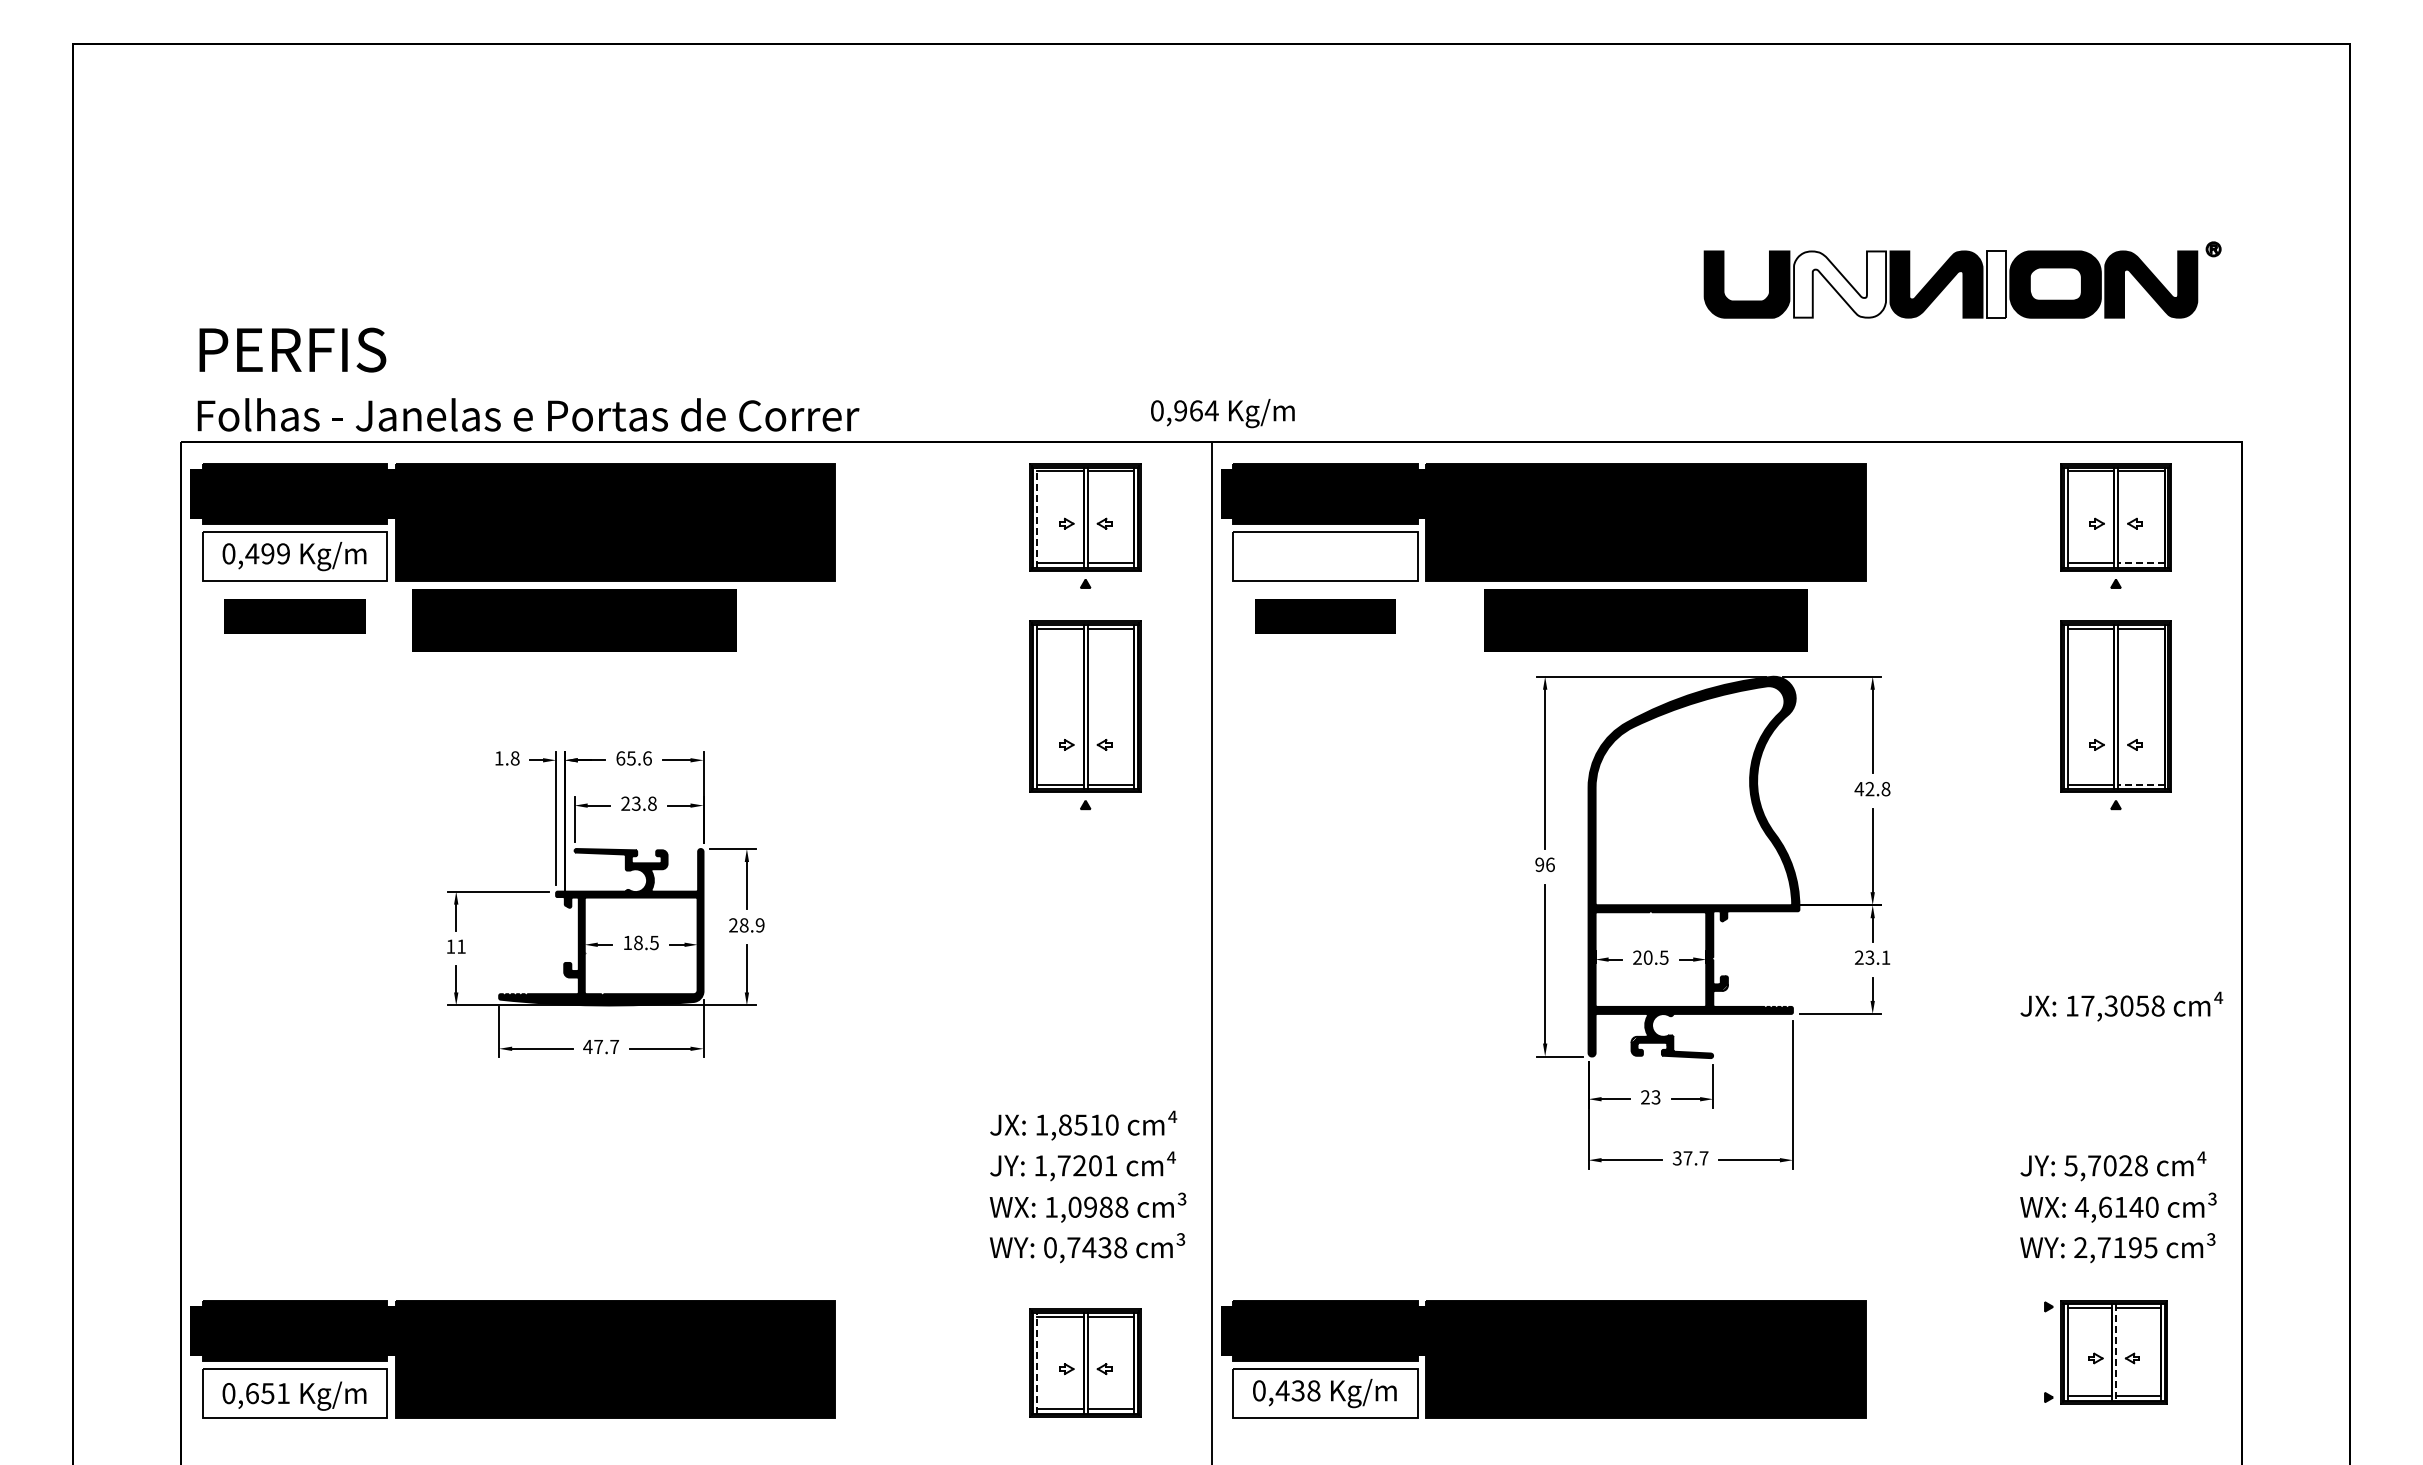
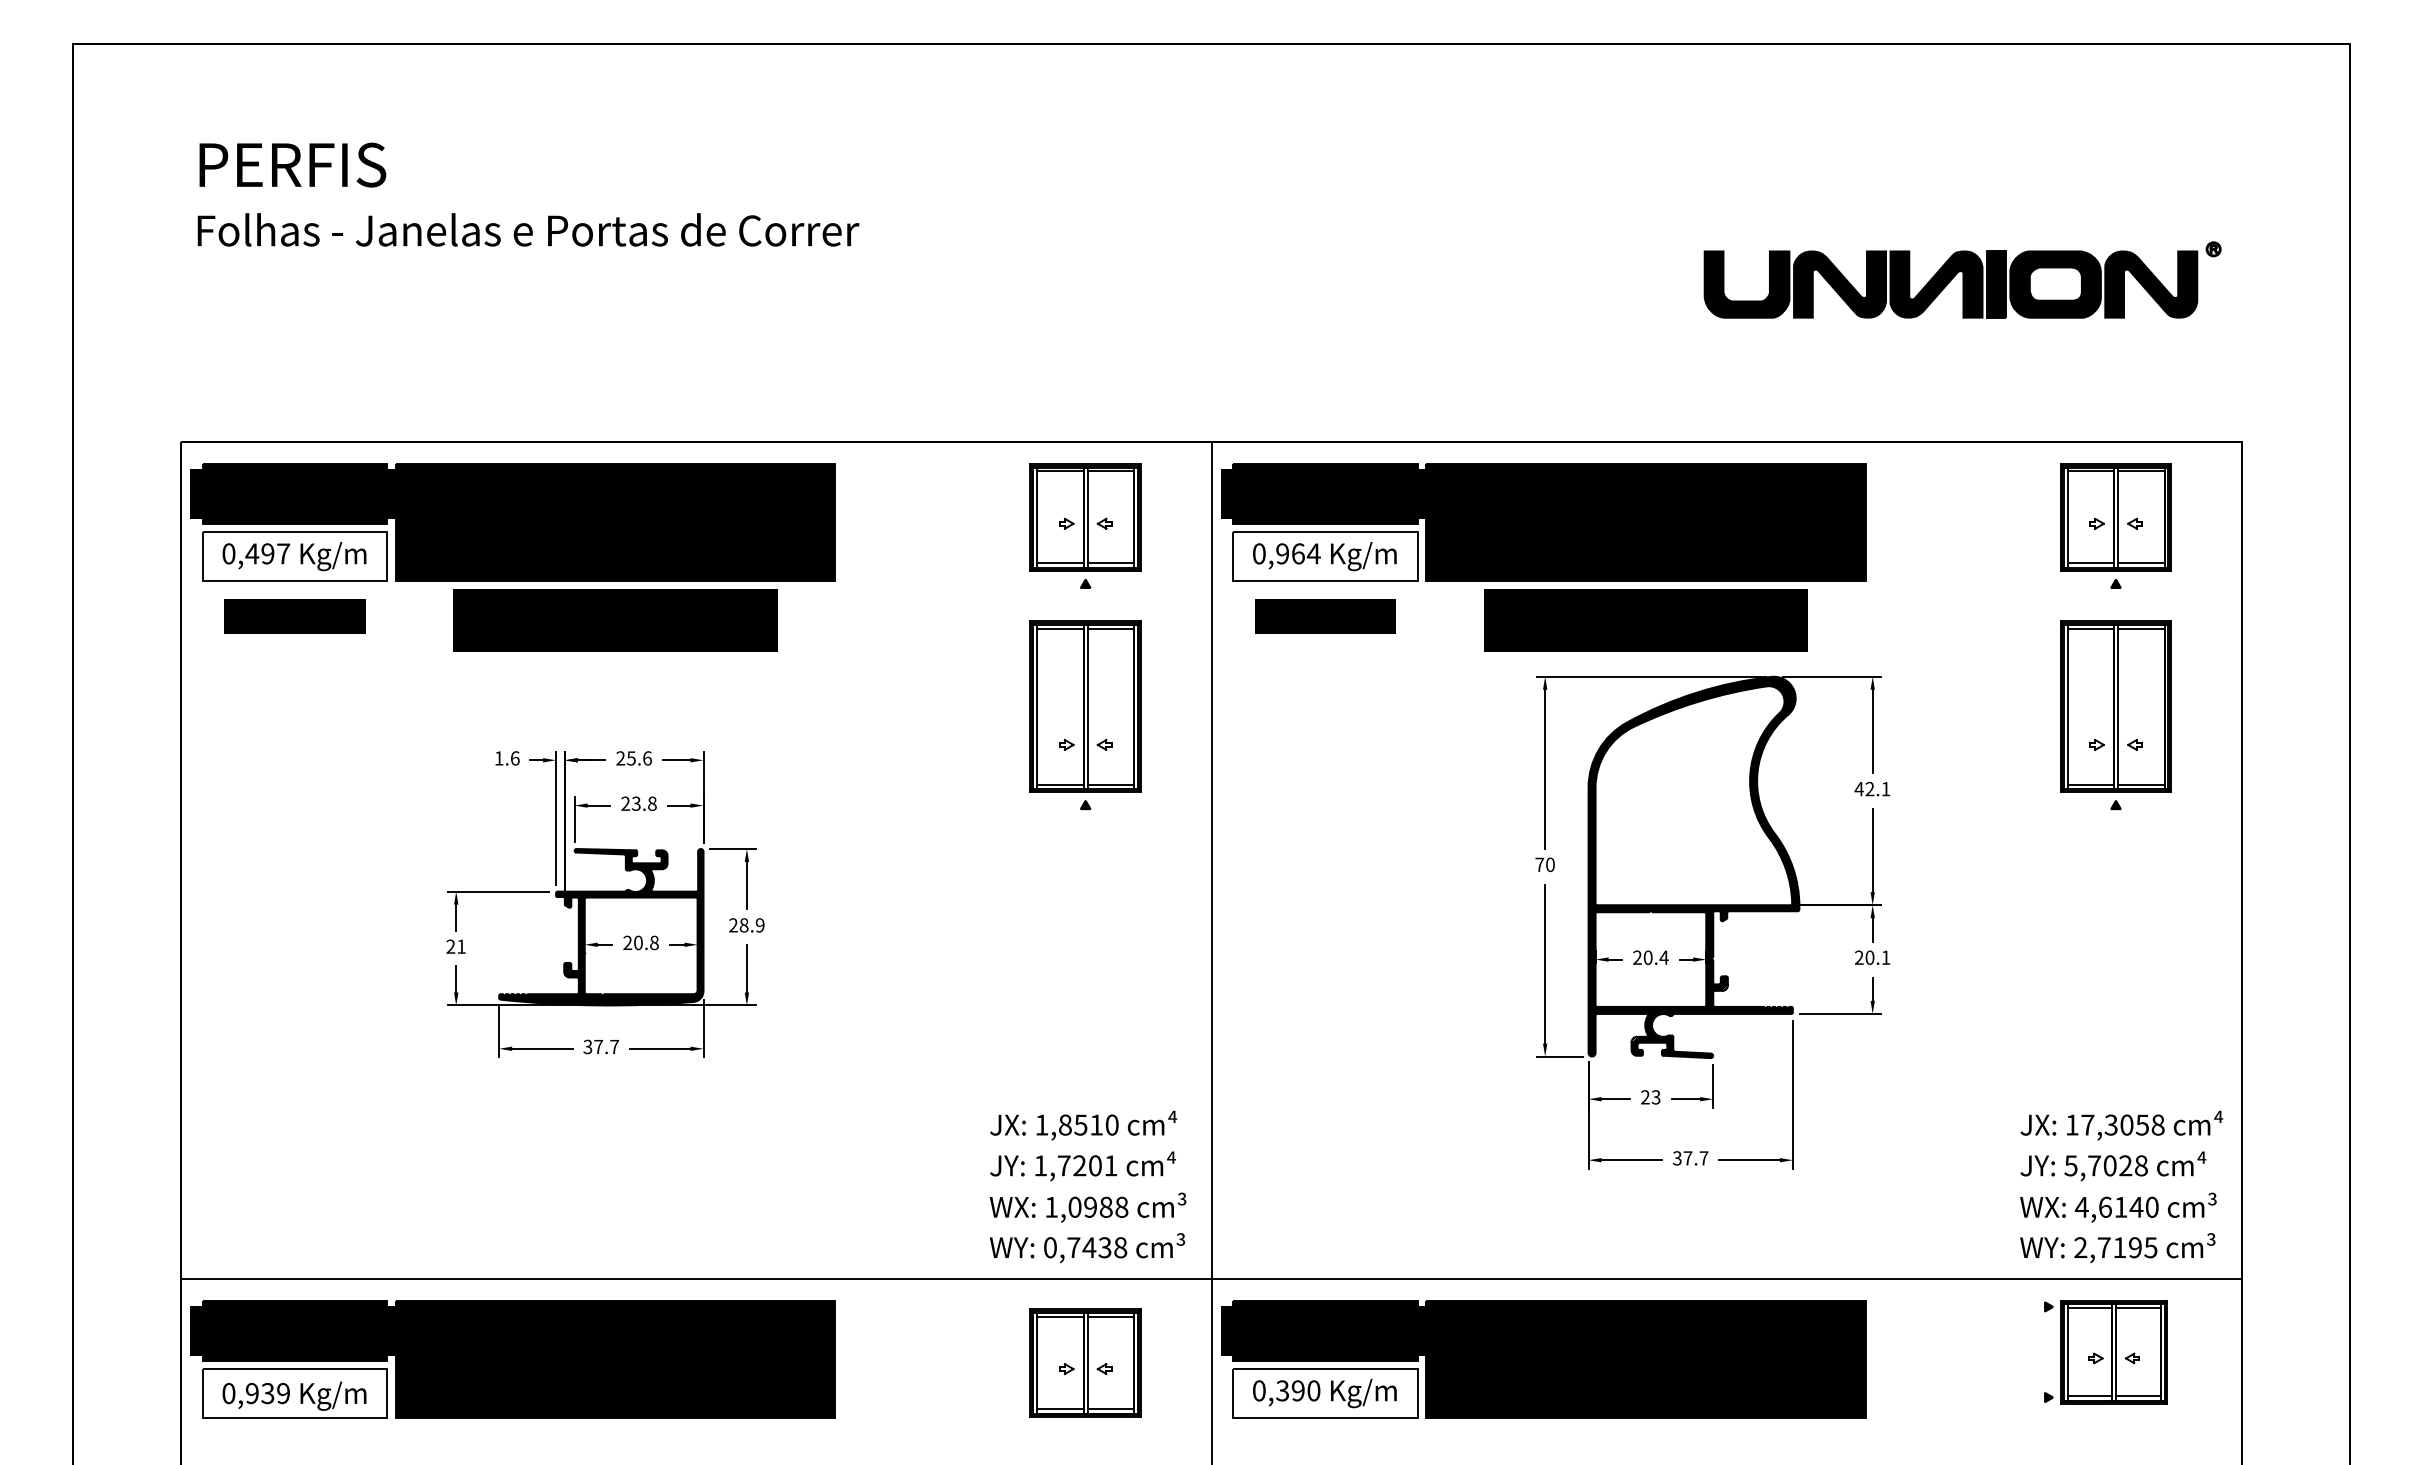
fill: none -> present (1840, 284)
fill: none -> present (1996, 284)
text position: (528, 379) -> (528, 194) (528, 194)
text position: (1222, 413) -> (1324, 556) (1324, 556)
line: dashed -> solid (1037, 517)
text: 0,499 -> 0,497 (283, 553)
line: dashed -> solid (2140, 563)
text position: (574, 620) -> (615, 620) (615, 620)
text: 1.8 -> 1.6 (514, 758)
text: 65.6 -> 25.6 (620, 758)
line: dashed -> solid (2140, 784)
text: 42.8 -> 42.1 (1885, 789)
text: 96 -> 70 (1544, 864)
text: 18.5 -> 20.8 (640, 942)
text: 11 -> 21 (450, 946)
text: 20.5 -> 20.4 (1663, 957)
text: 23.1 -> 20.1 (1869, 957)
text position: (2121, 1006) -> (2121, 1125) (2121, 1125)
text: 47.7 -> 37.7 (587, 1046)
line: none -> present (1211, 1279)
line: dashed -> solid (2116, 1353)
line: dashed -> solid (1037, 1362)
text: 0,438 -> 0,390 (1297, 1390)
text: 0,651 -> 0,939 (267, 1393)
